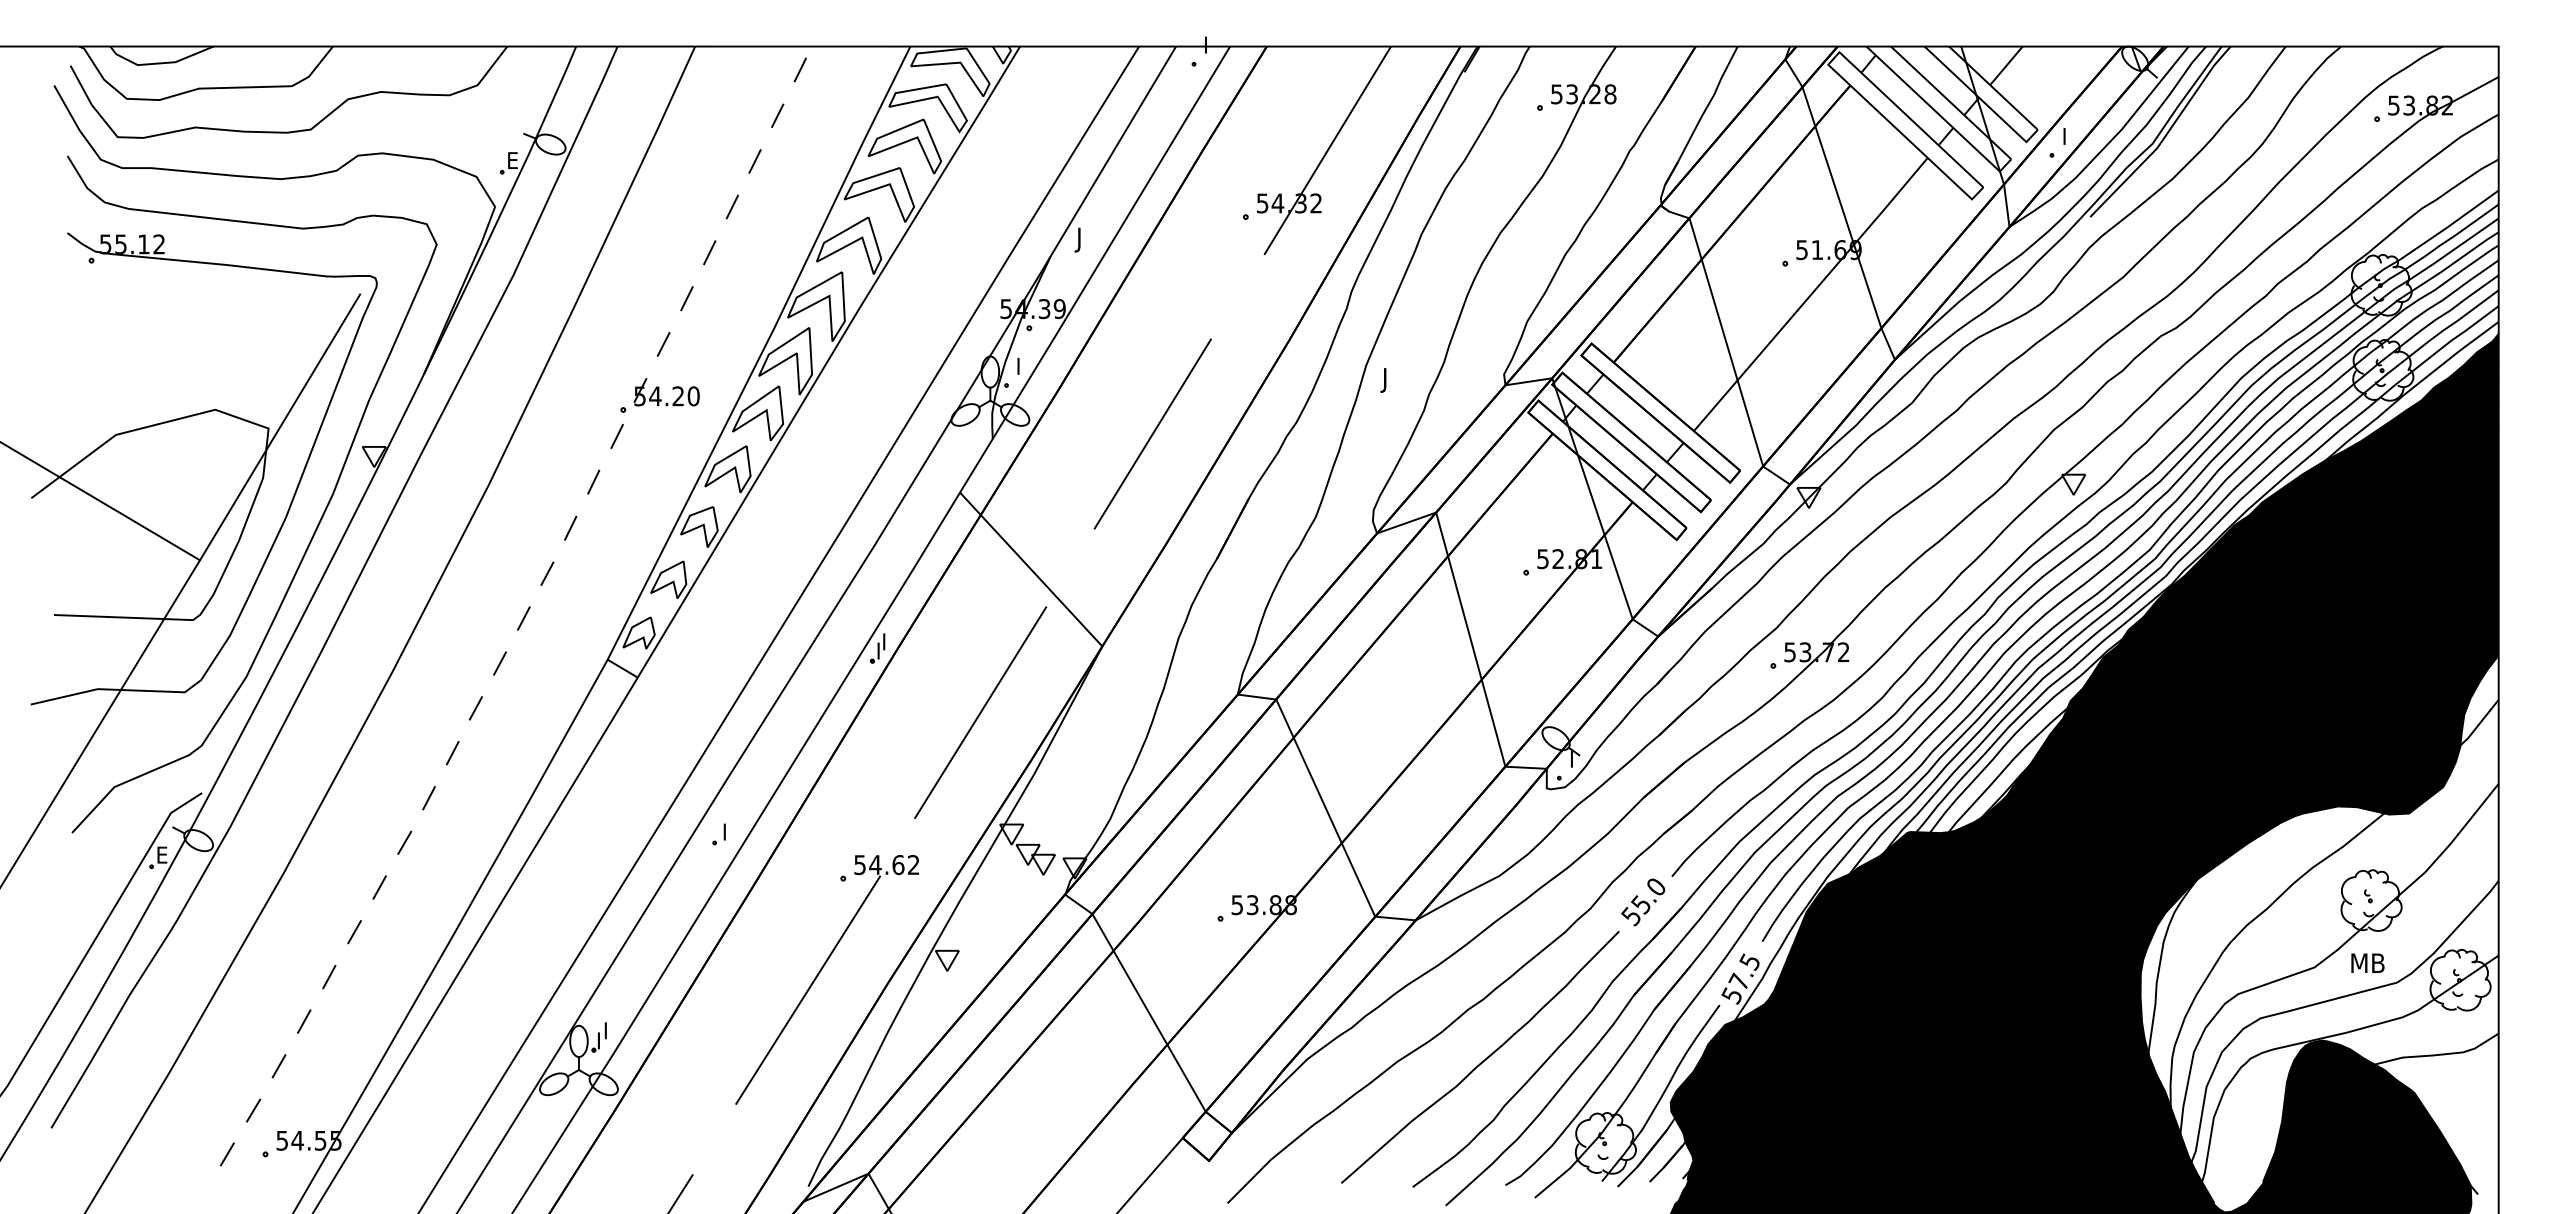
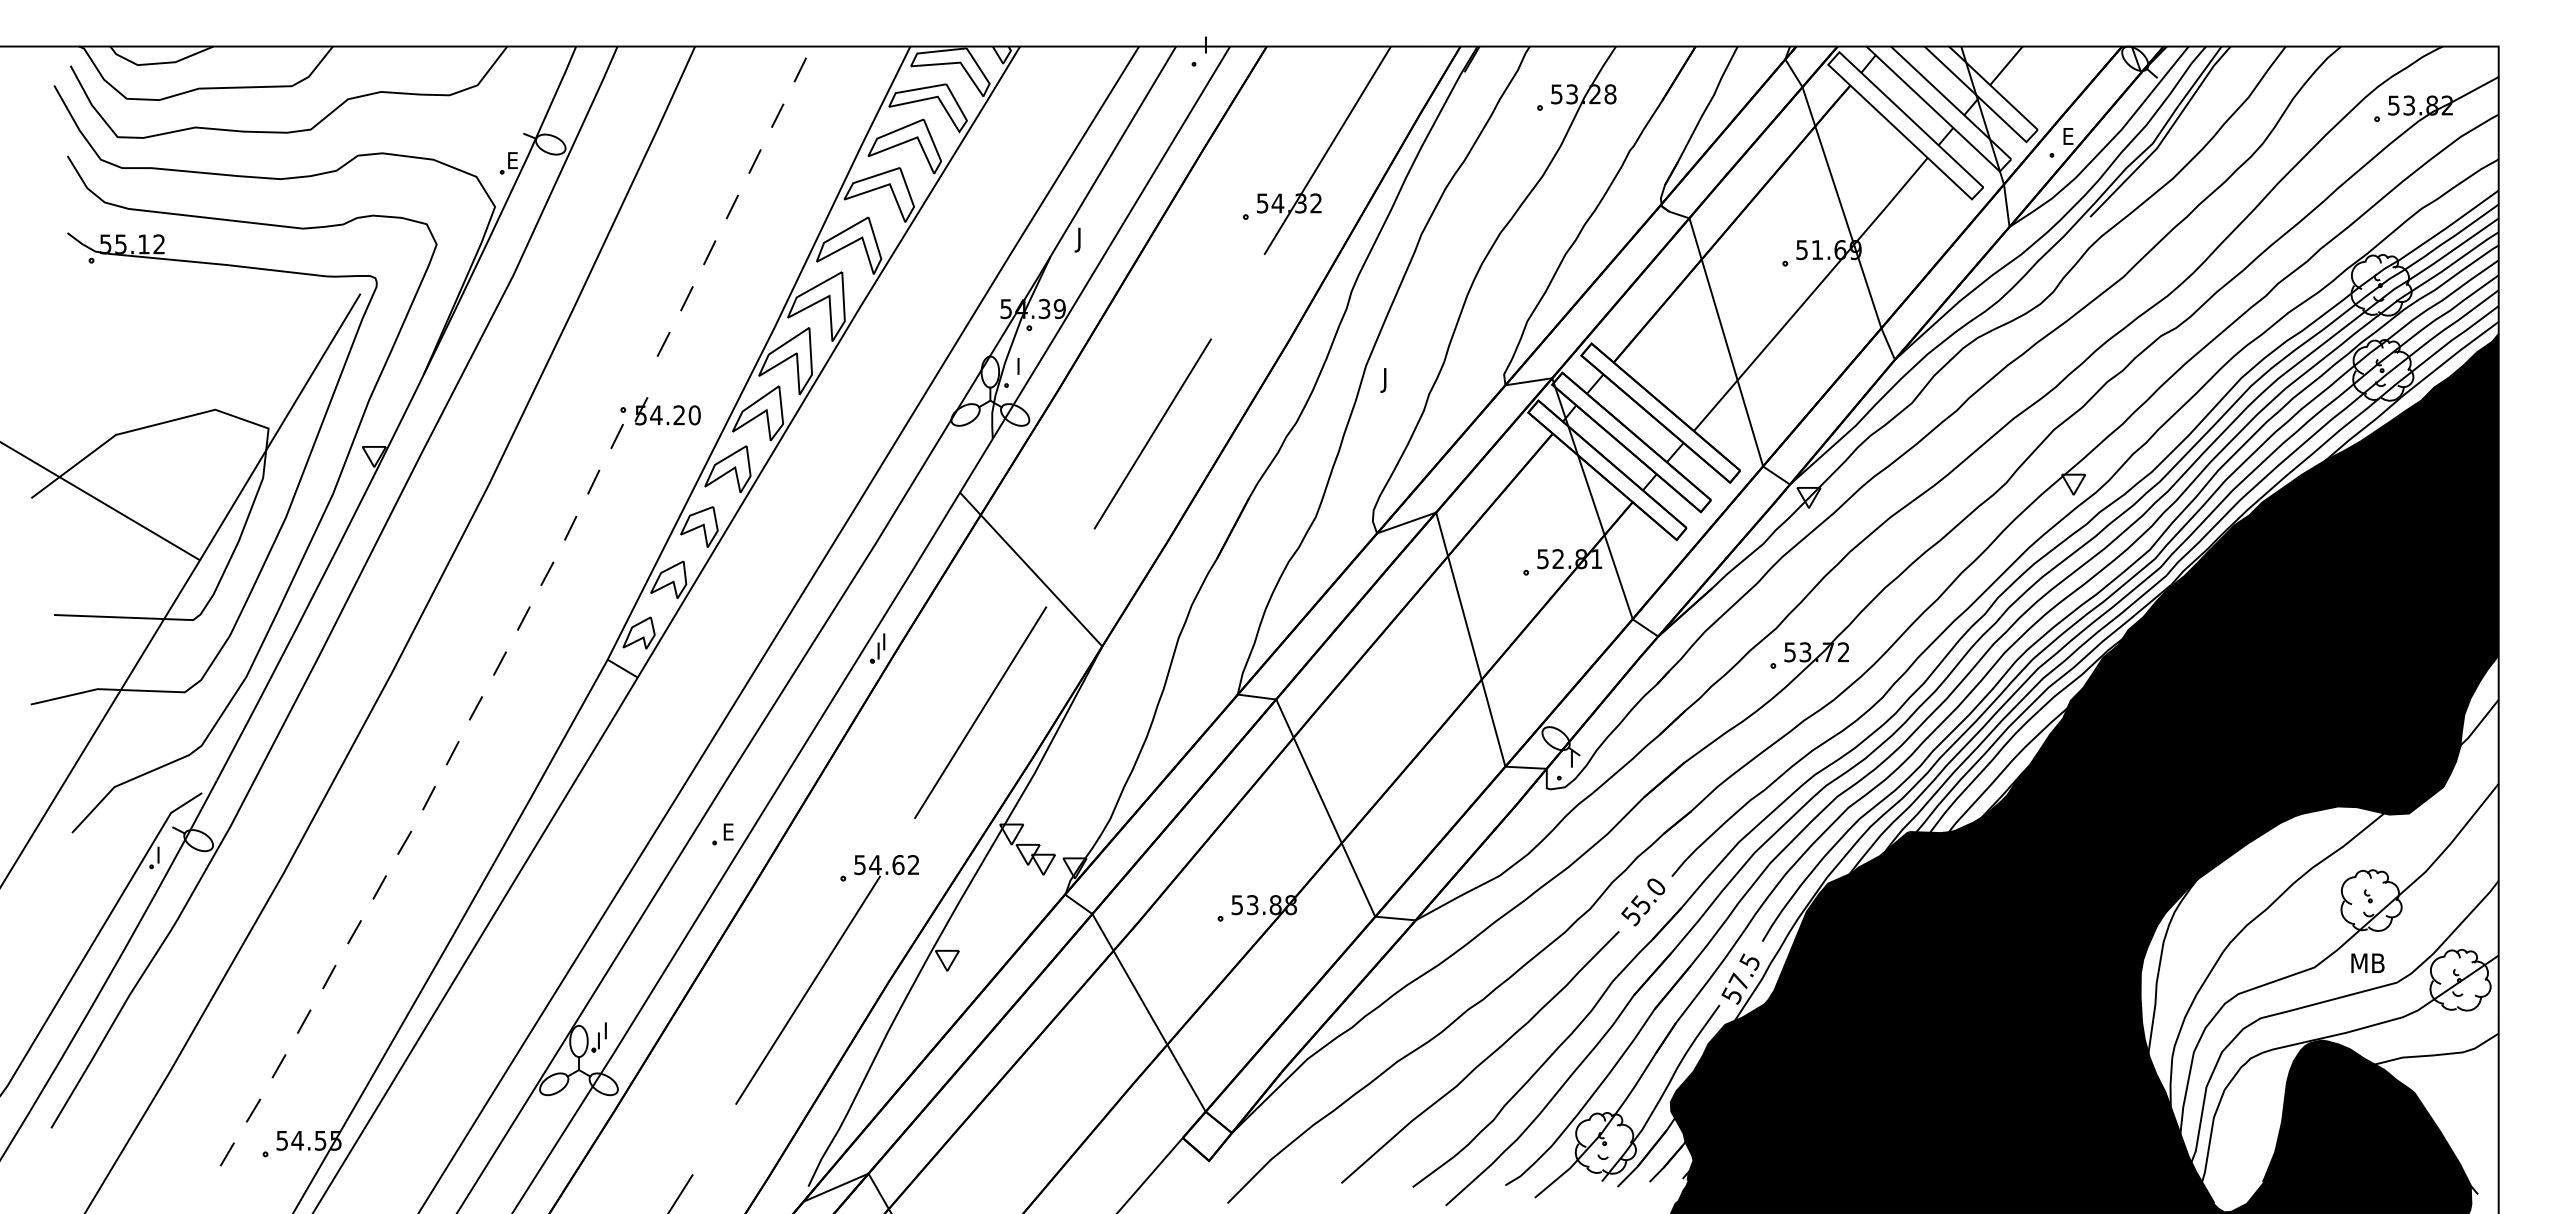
text: I -> E (2069, 136)
part position: (672, 389) -> (673, 408) (673, 408)
text: I -> E (729, 831)
text: E -> I (163, 854)
